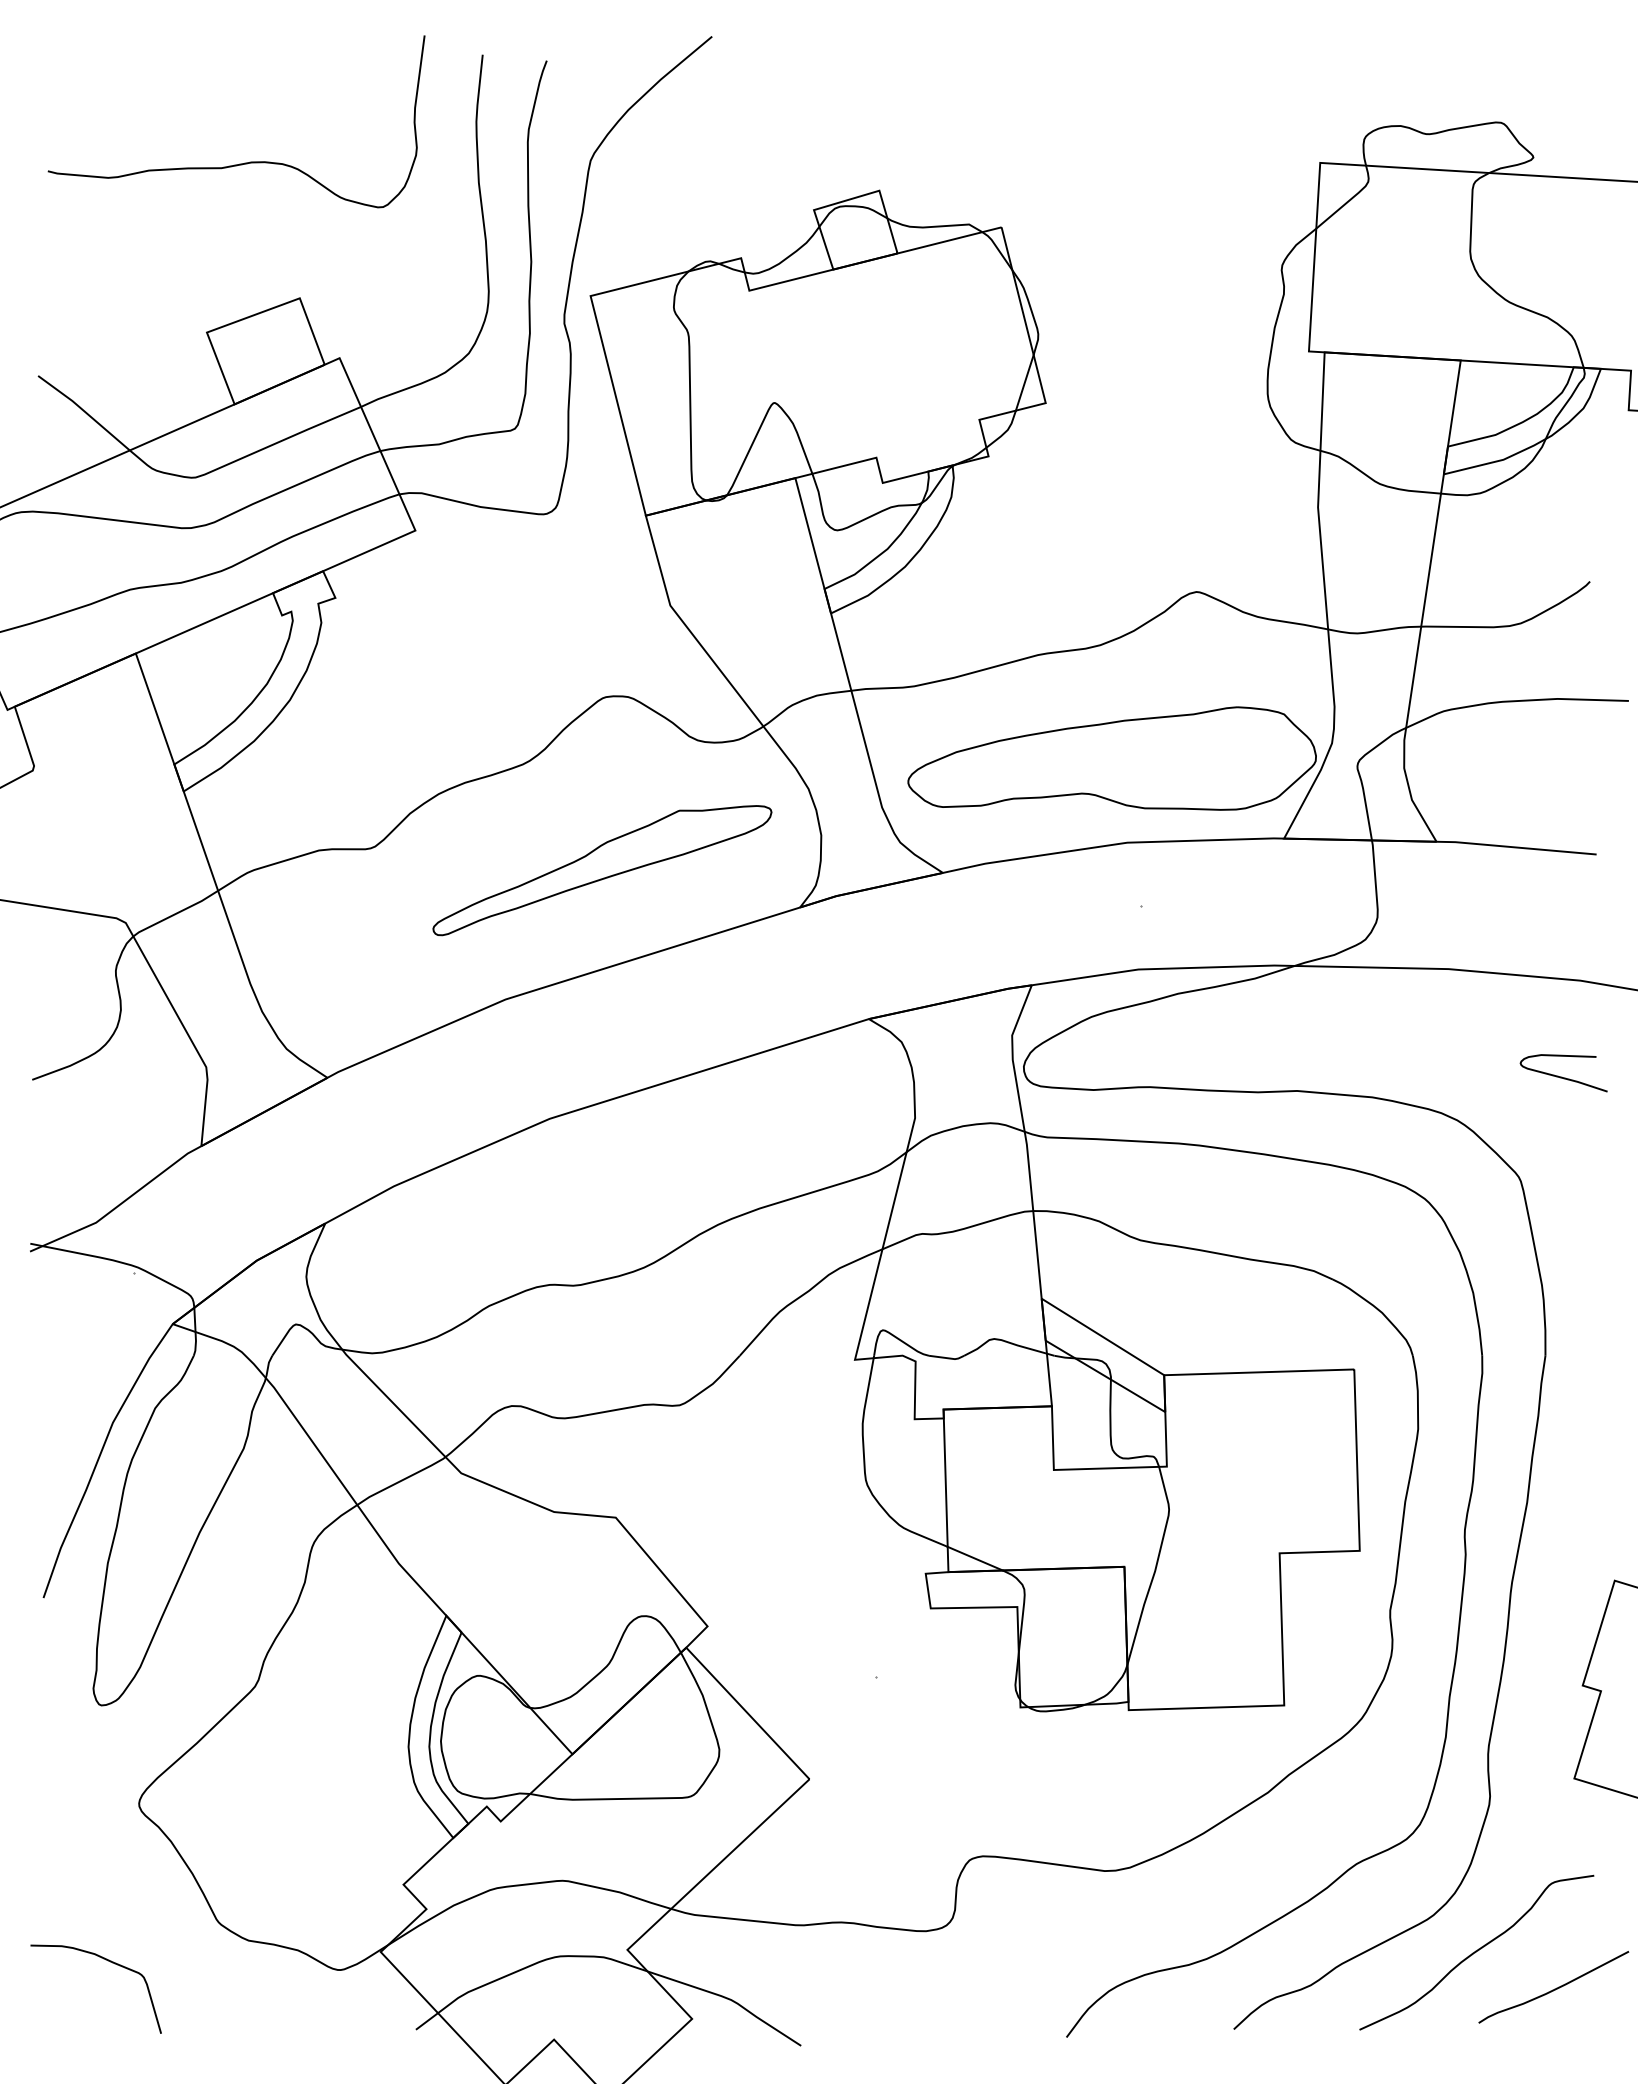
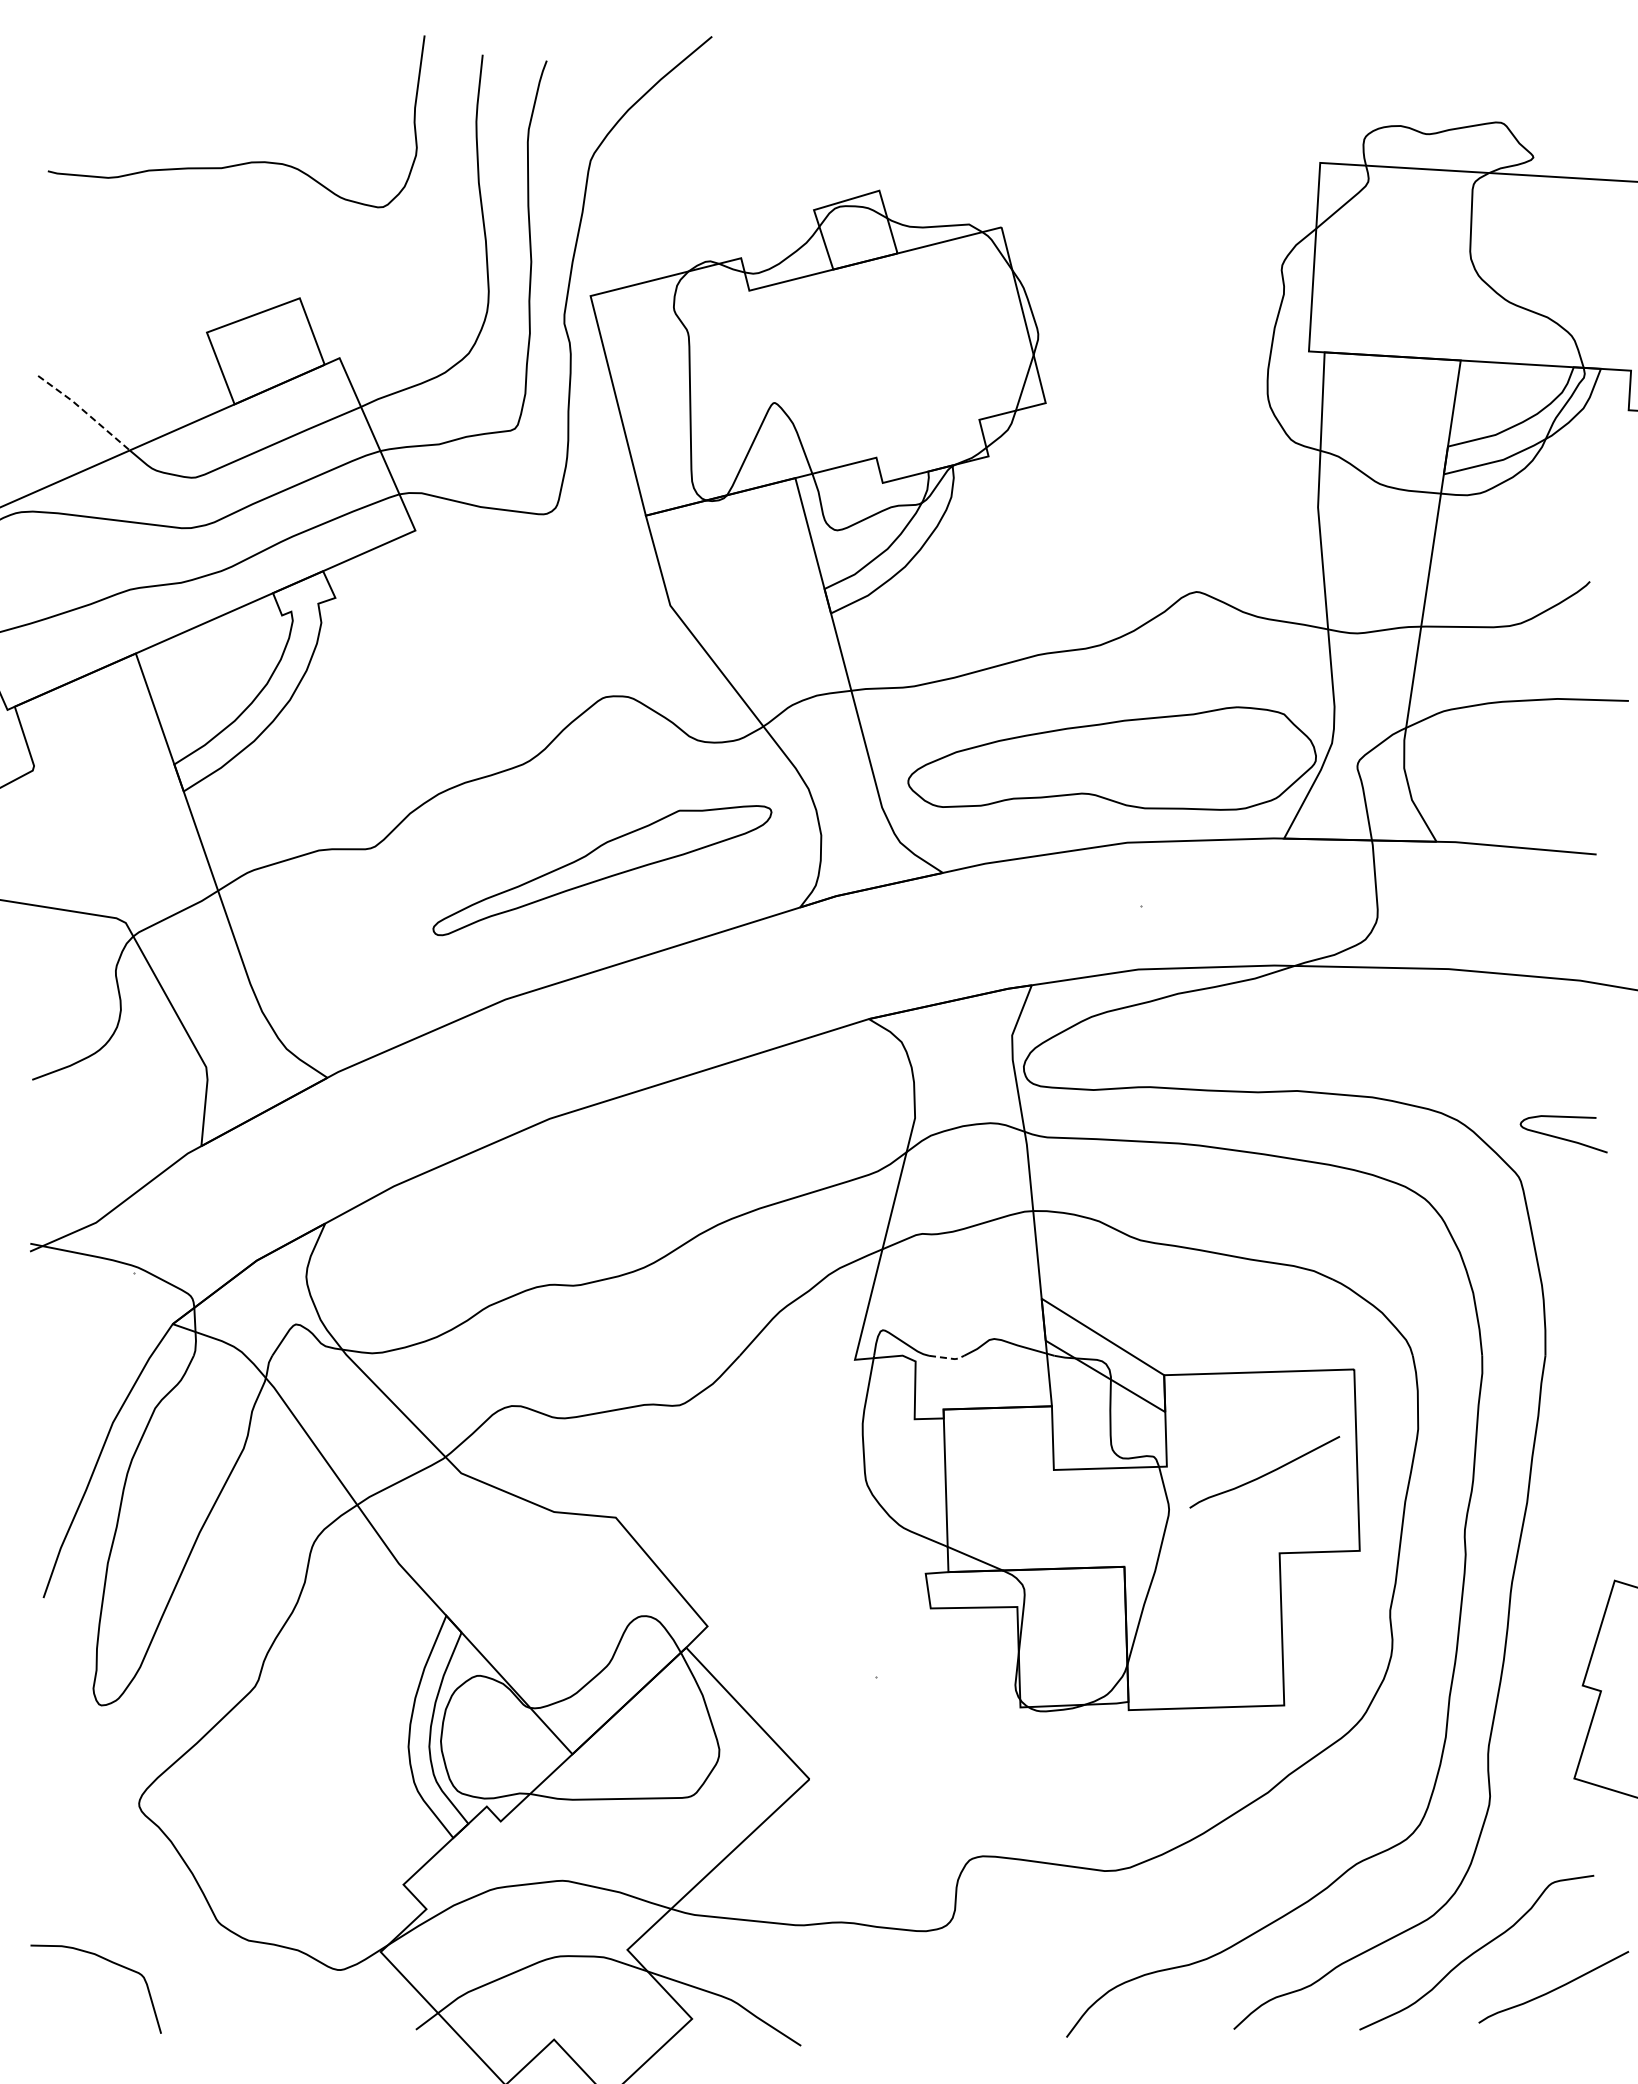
line: solid -> dashed (84, 411)
curve position: (1561, 1076) -> (1561, 1137) (1561, 1137)
line: solid -> dashed (948, 1358)
curve: none -> present (1265, 1473)
